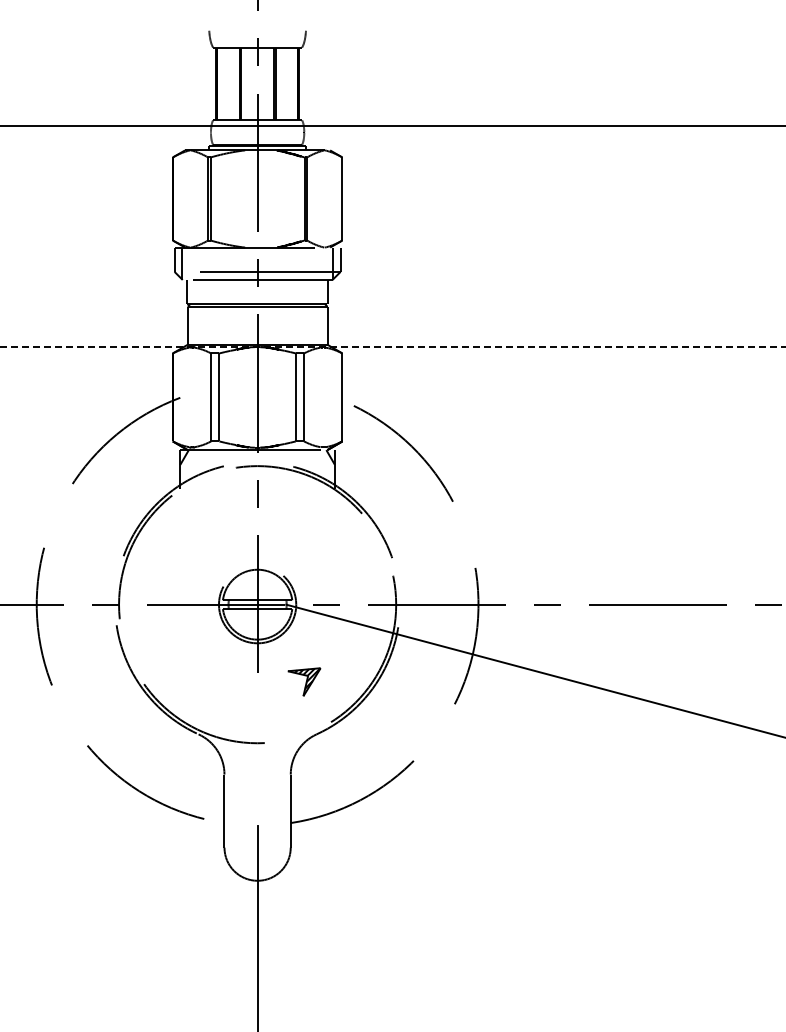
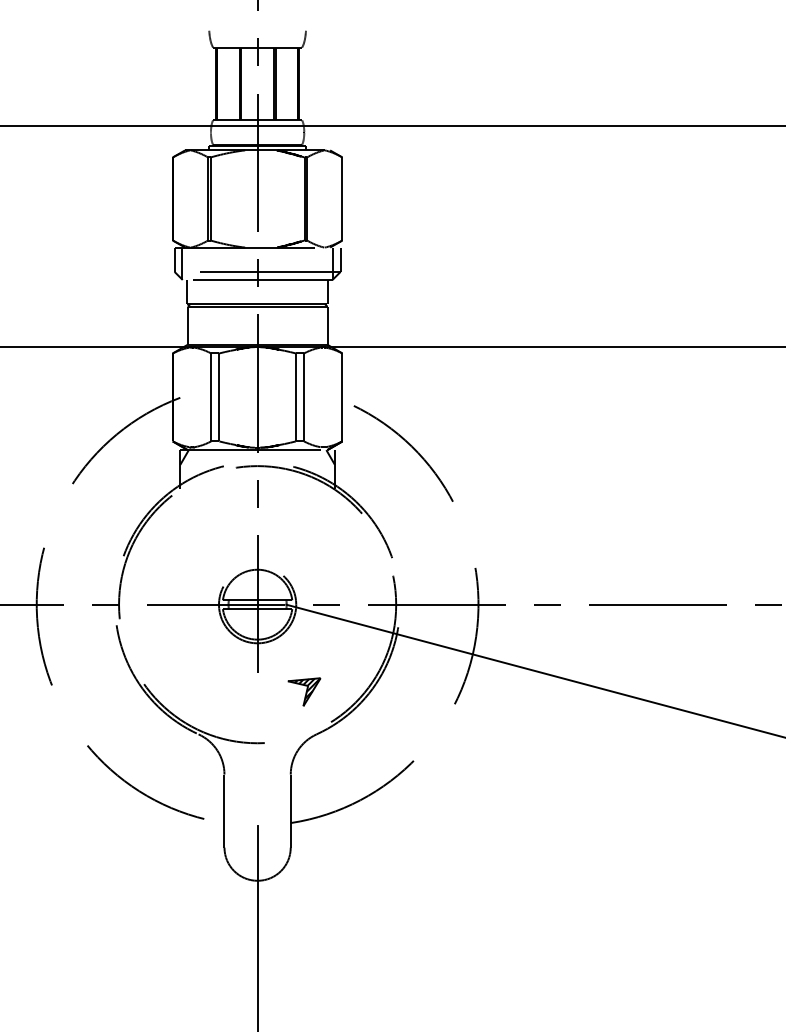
line: dashed -> solid (392, 346)
part position: (304, 681) -> (304, 691) (304, 691)
